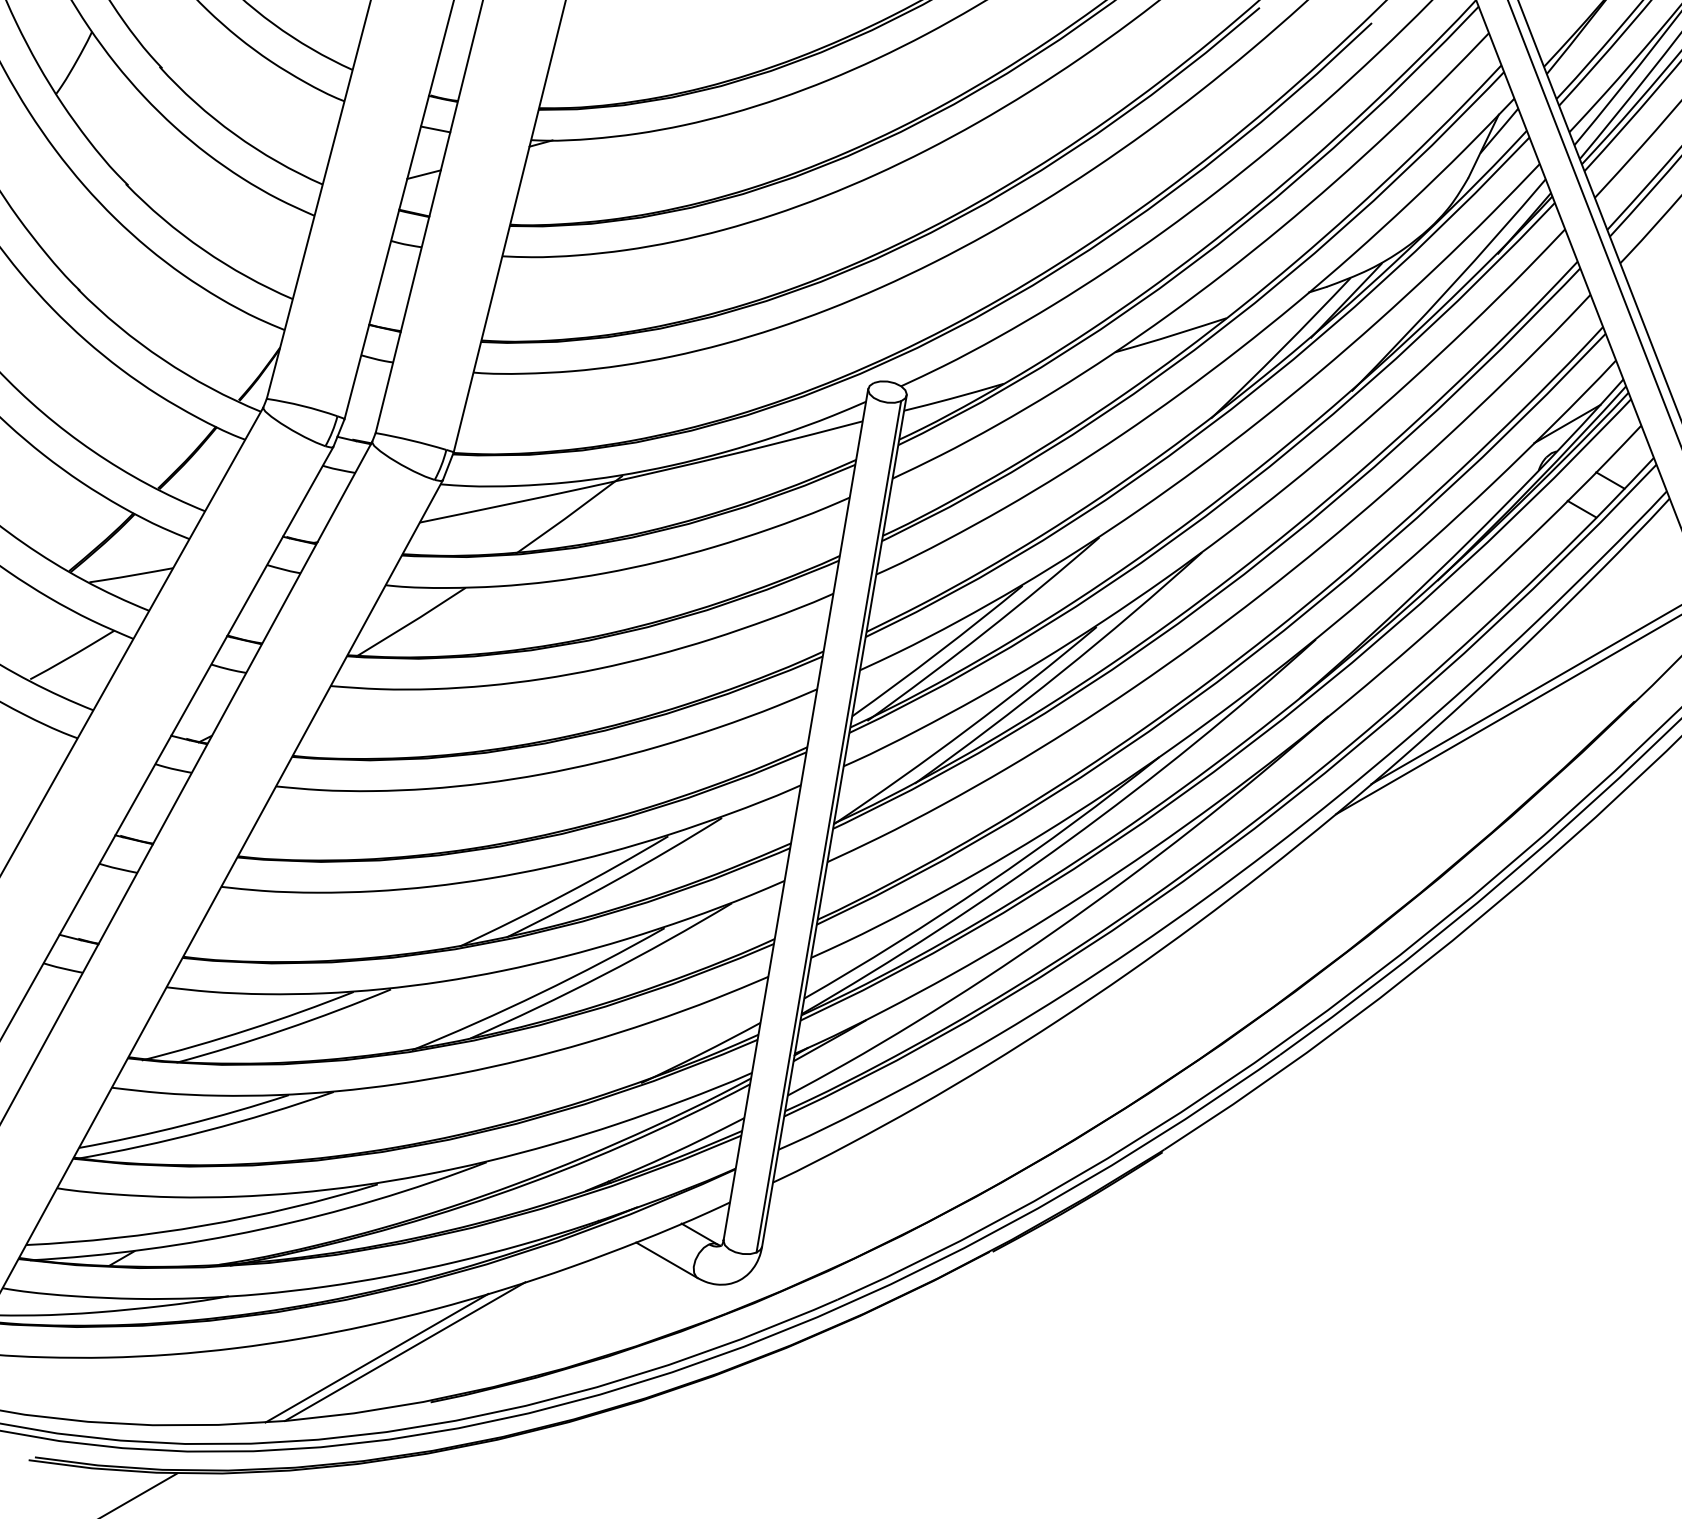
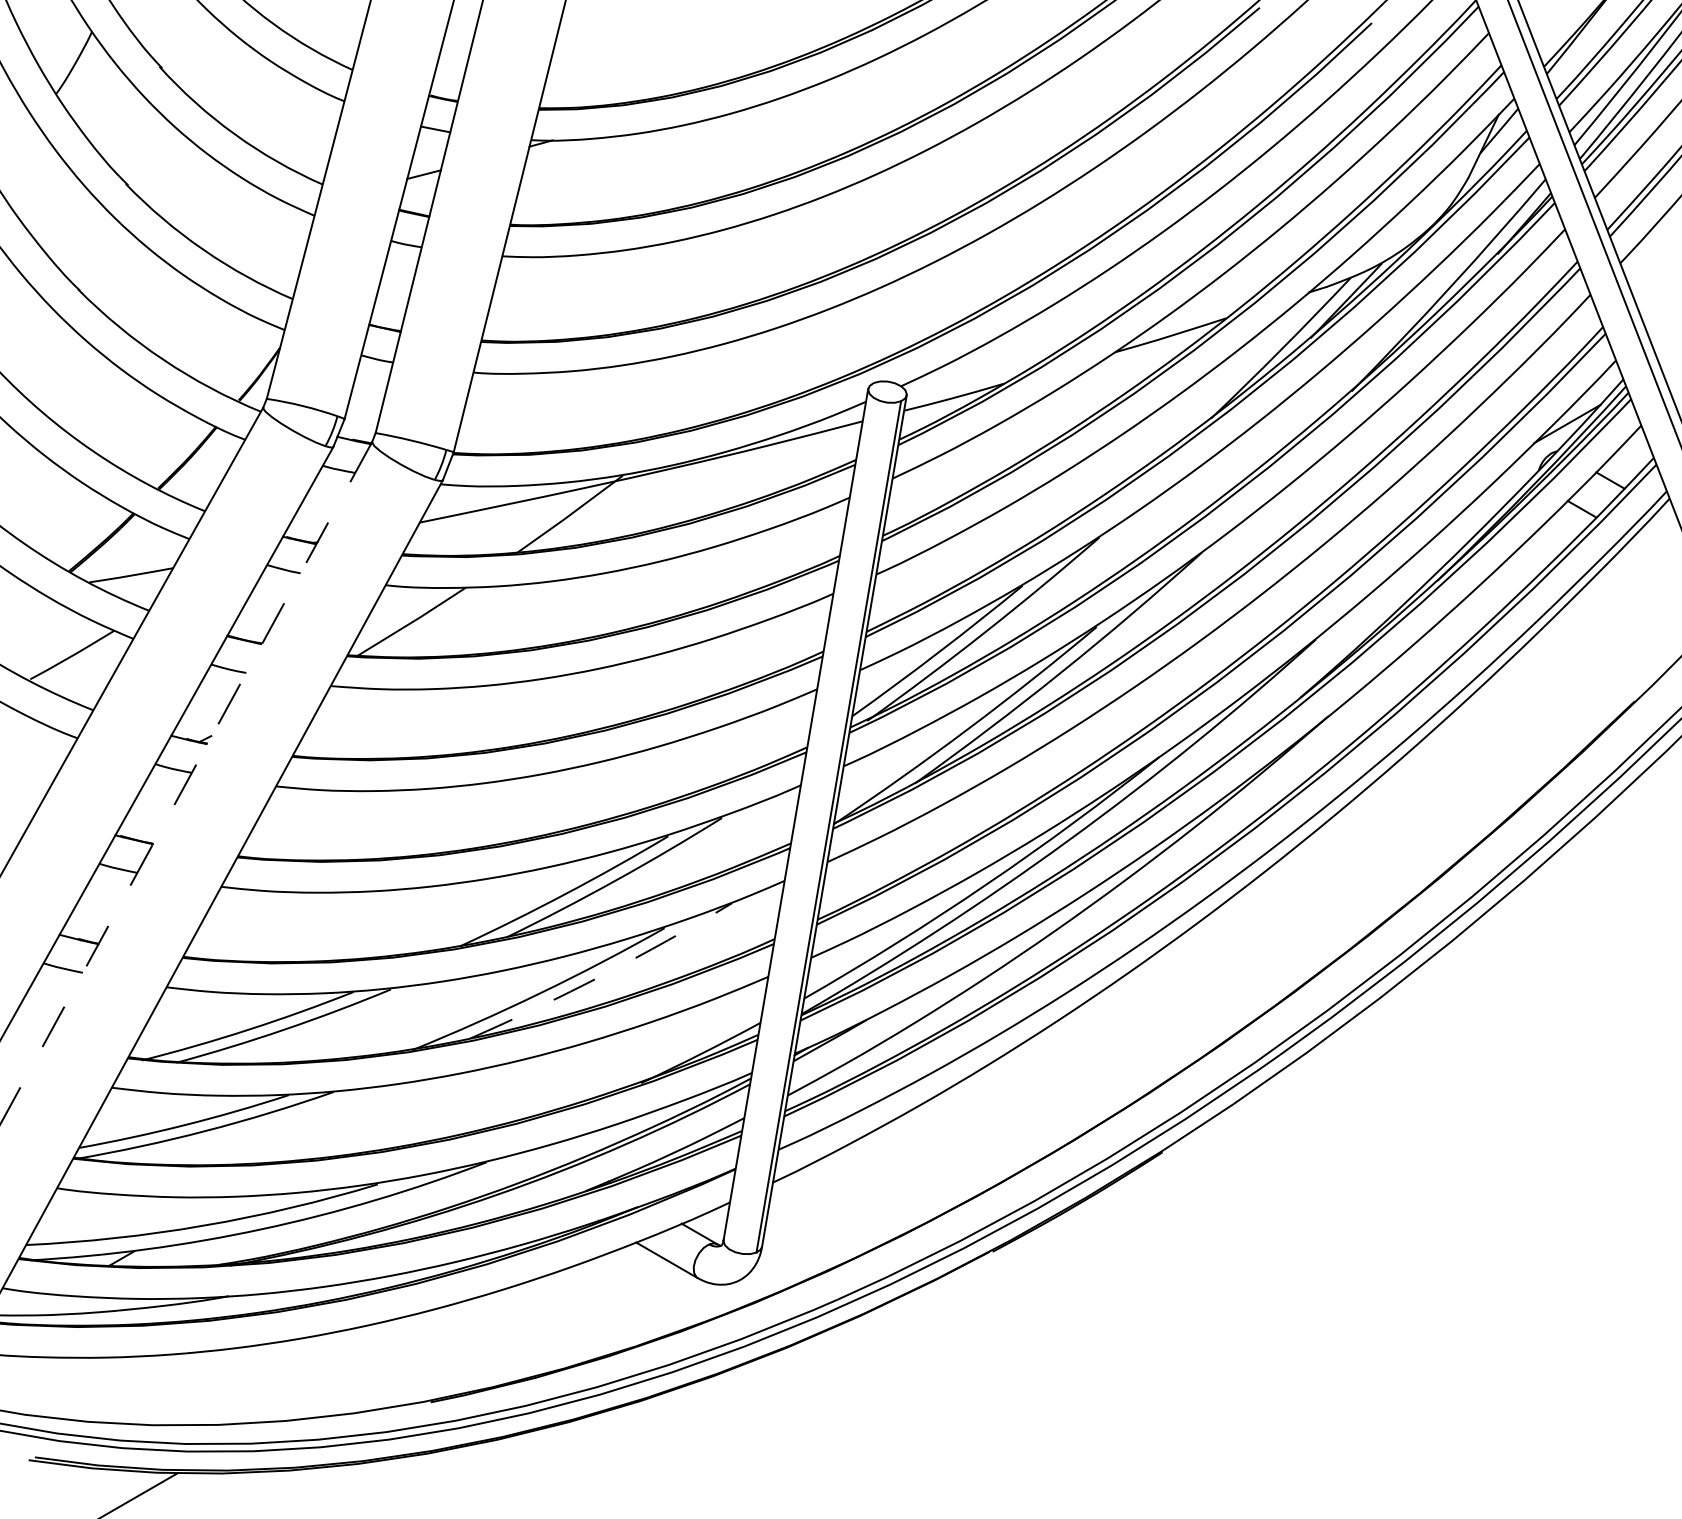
line: present -> none (1524, 695)
line: present -> none (1507, 715)
line: solid -> dashed (186, 783)
arc: solid -> dashed (603, 975)
line: present -> none (405, 1351)
line: present -> none (376, 1357)
